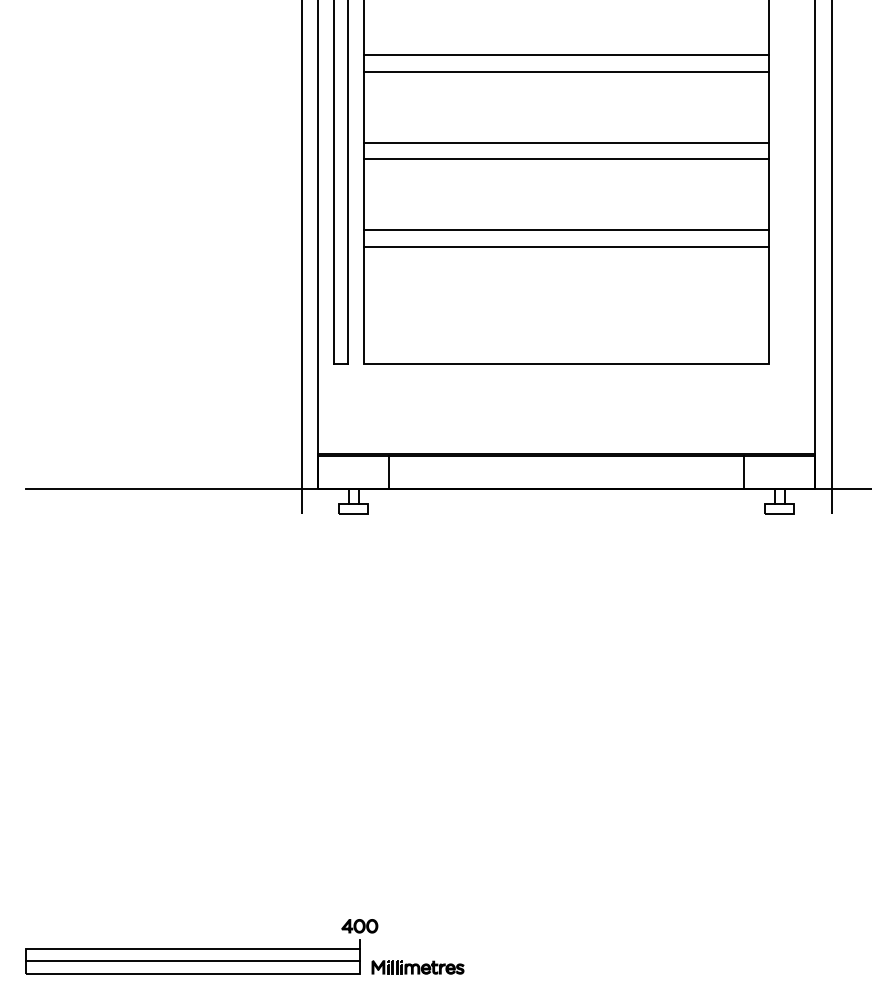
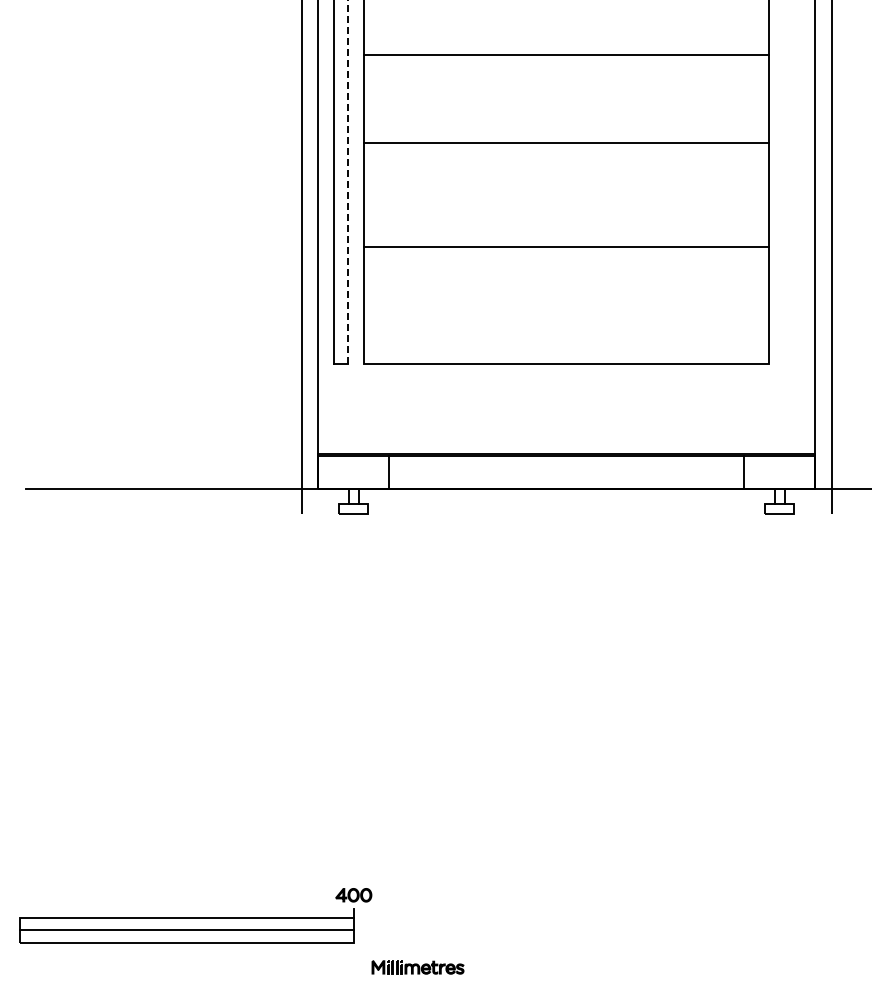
line: present -> none (566, 71)
line: present -> none (566, 159)
line: solid -> dashed (348, 182)
line: present -> none (566, 230)
part position: (201, 946) -> (195, 915) (195, 915)
